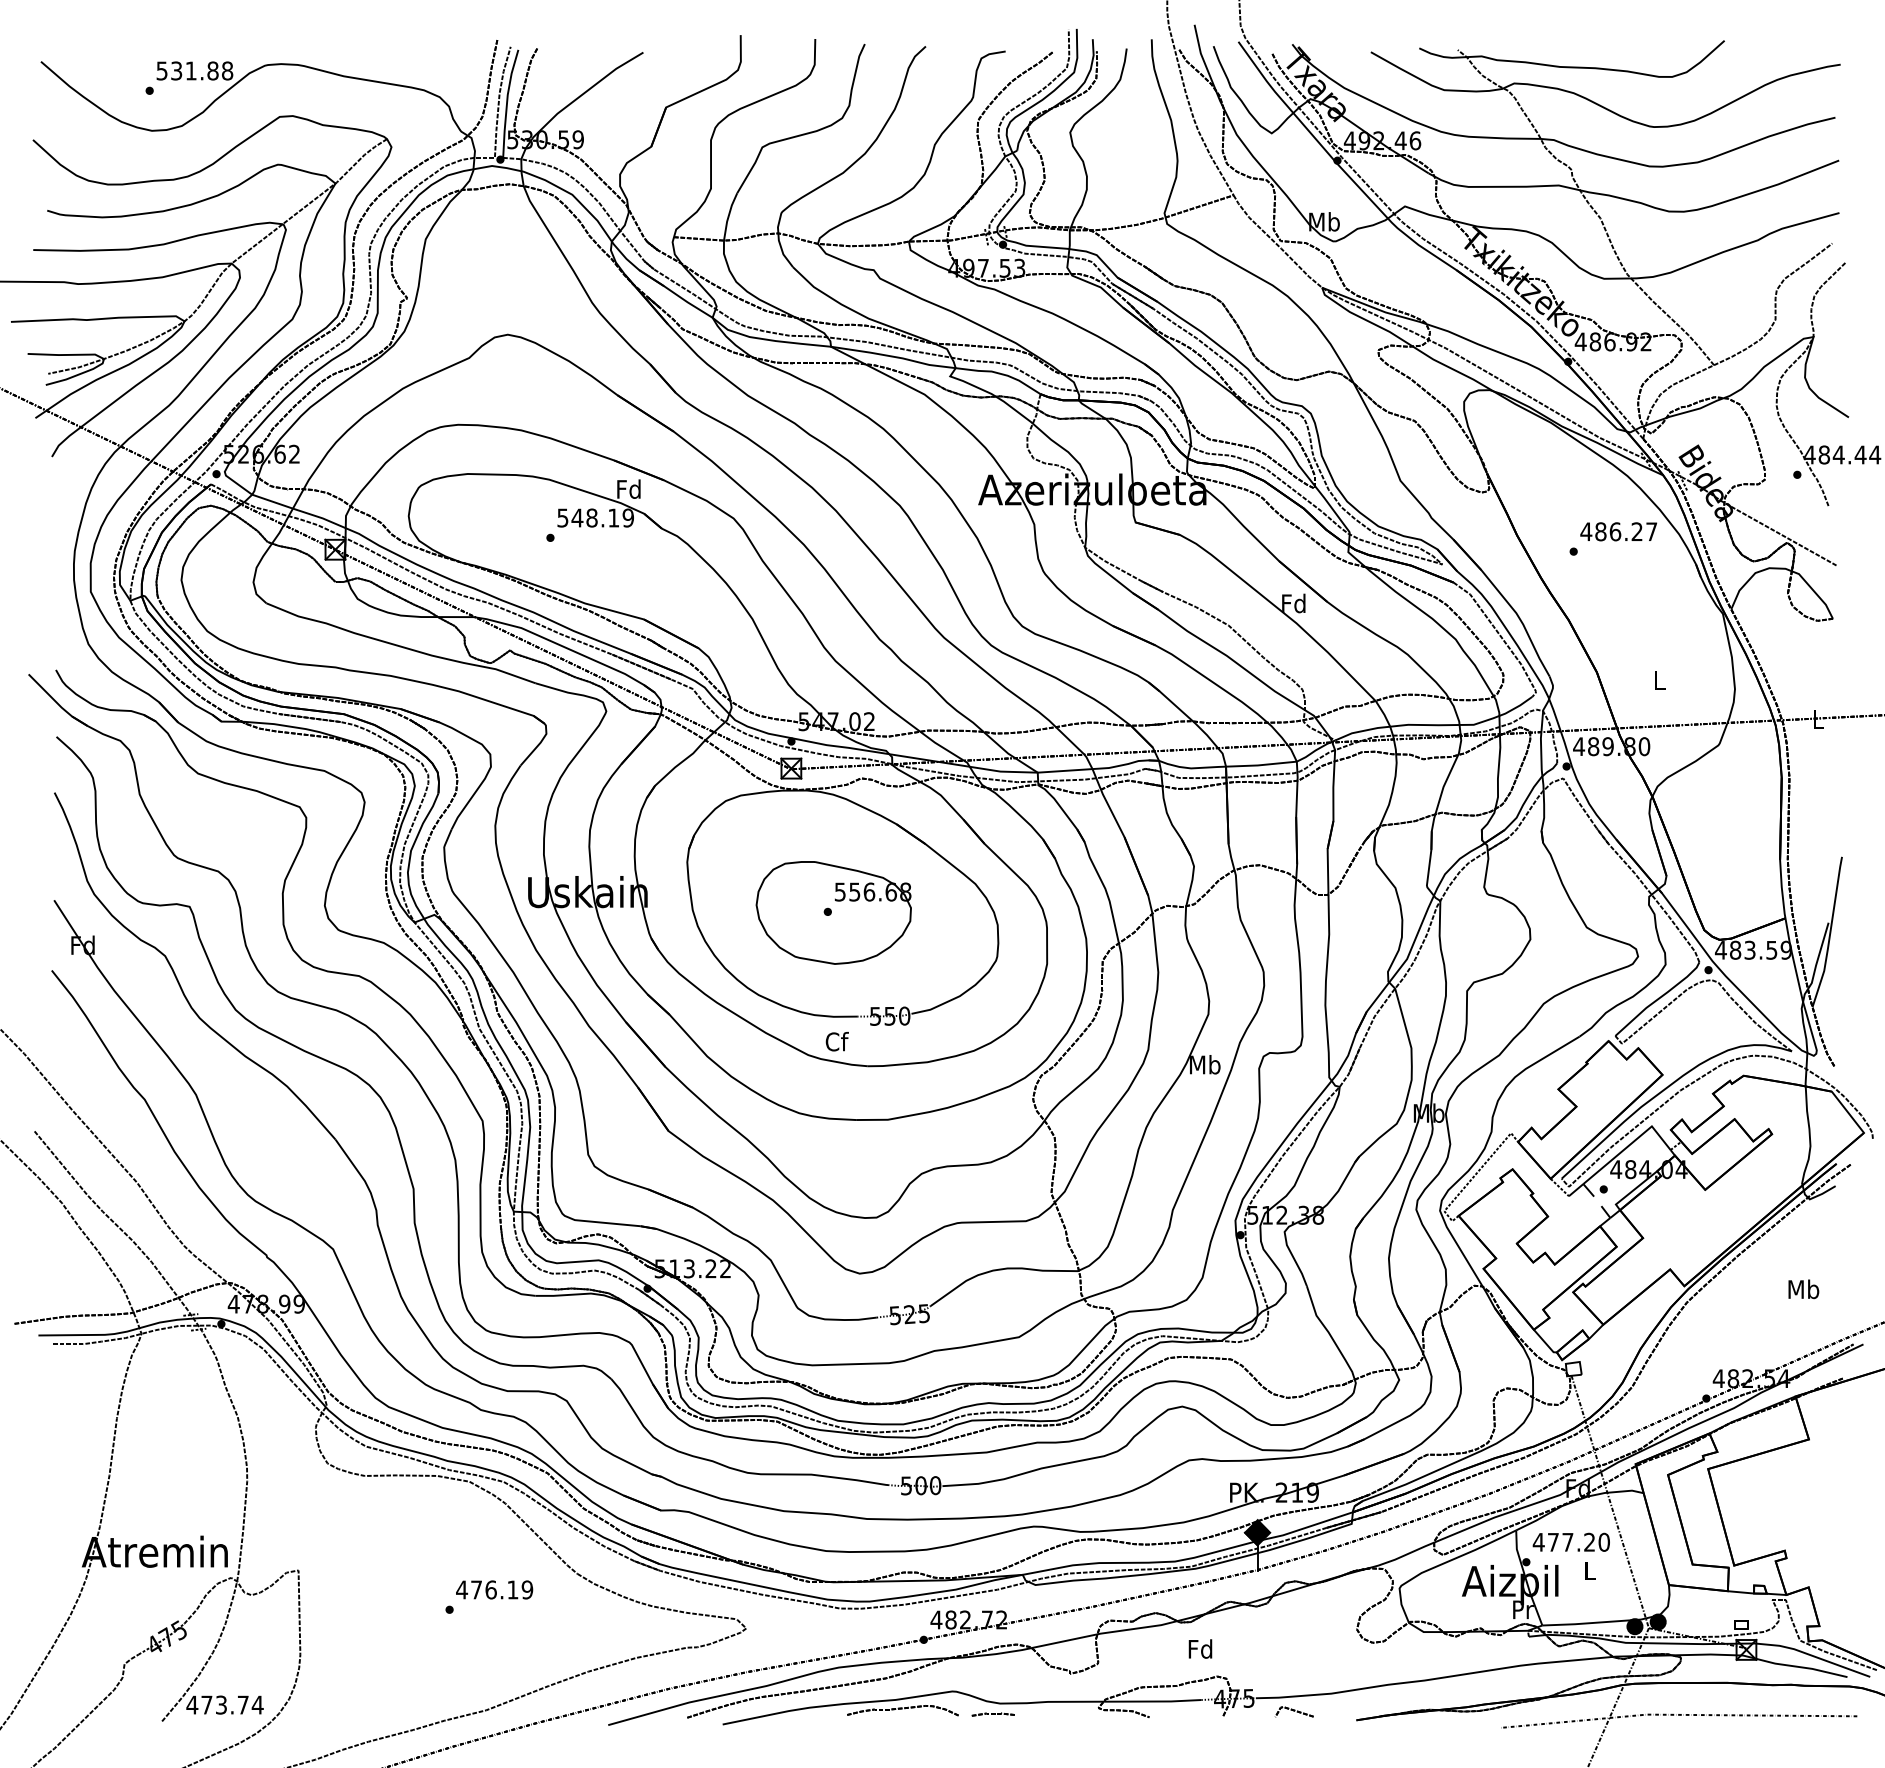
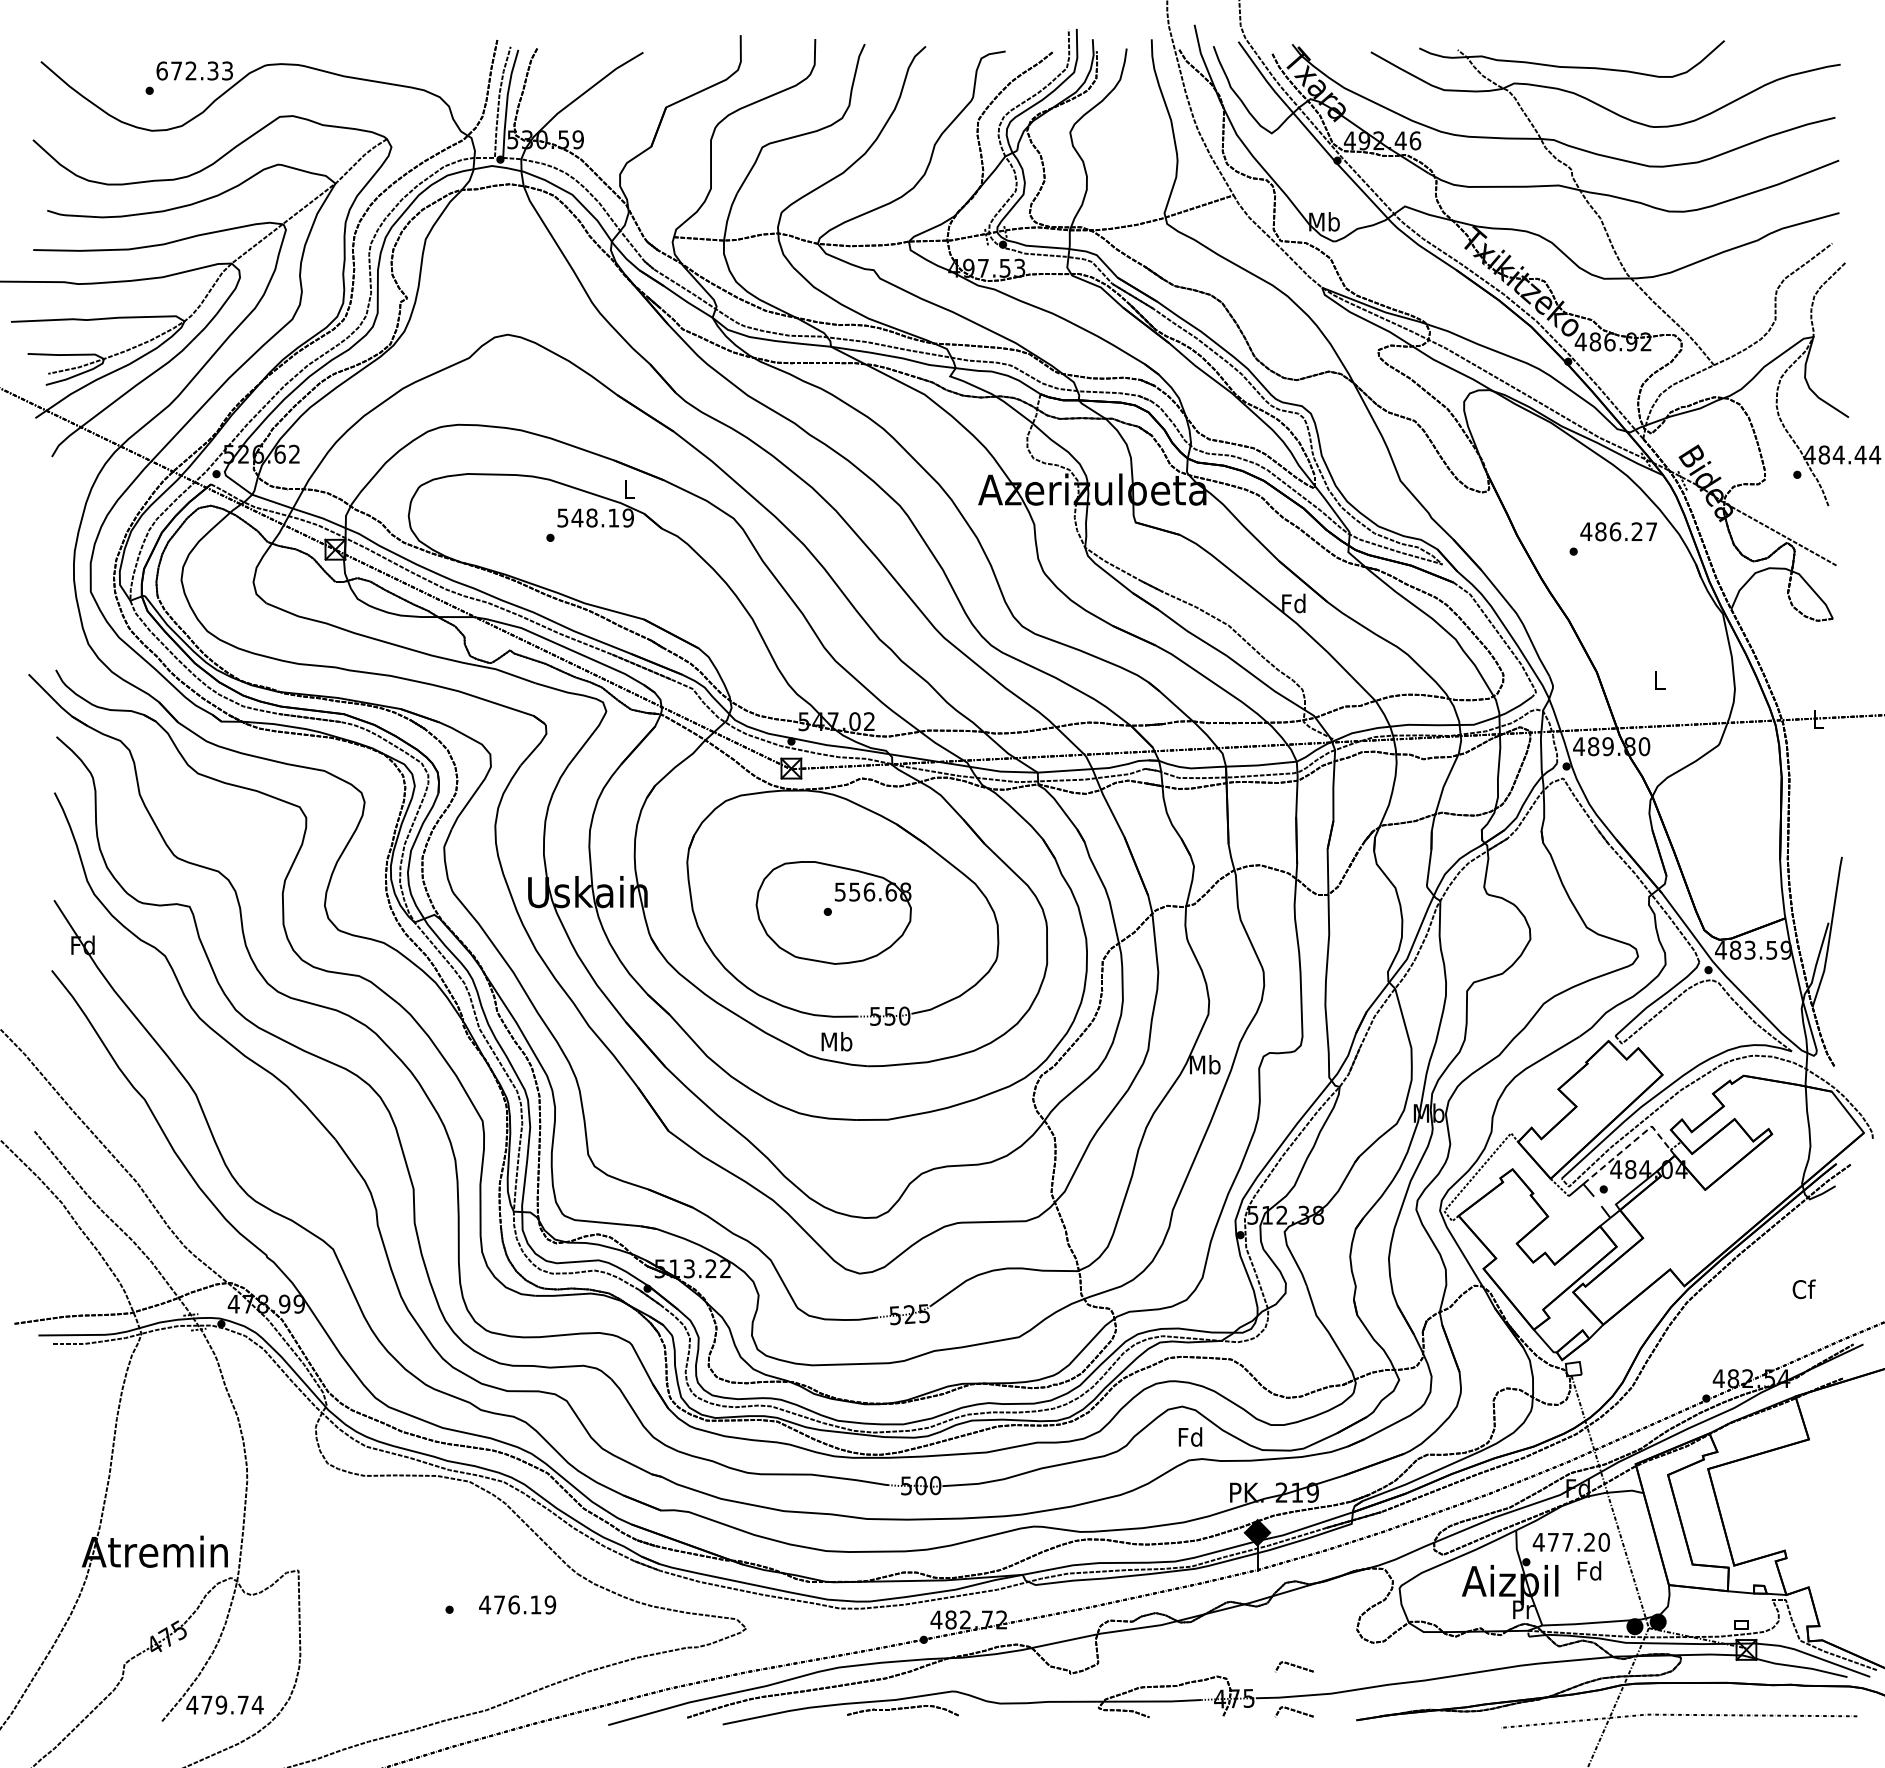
text: 531.88 -> 672.33 (194, 70)
text: Fd -> L (628, 488)
text: Cf -> Mb (836, 1041)
line: solid -> dashed (1629, 1144)
text: Mb -> Cf (1803, 1289)
text: L -> Fd (1589, 1570)
text position: (494, 1589) -> (517, 1604) (517, 1604)
text position: (1200, 1648) -> (1190, 1436) (1190, 1436)
part: none -> present (1293, 1666)
text: 473.74 -> 479.74 (221, 1704)
part: present -> none (992, 1714)
